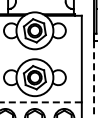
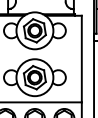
line: dashed -> solid (94, 79)
line: dashed -> solid (40, 102)
